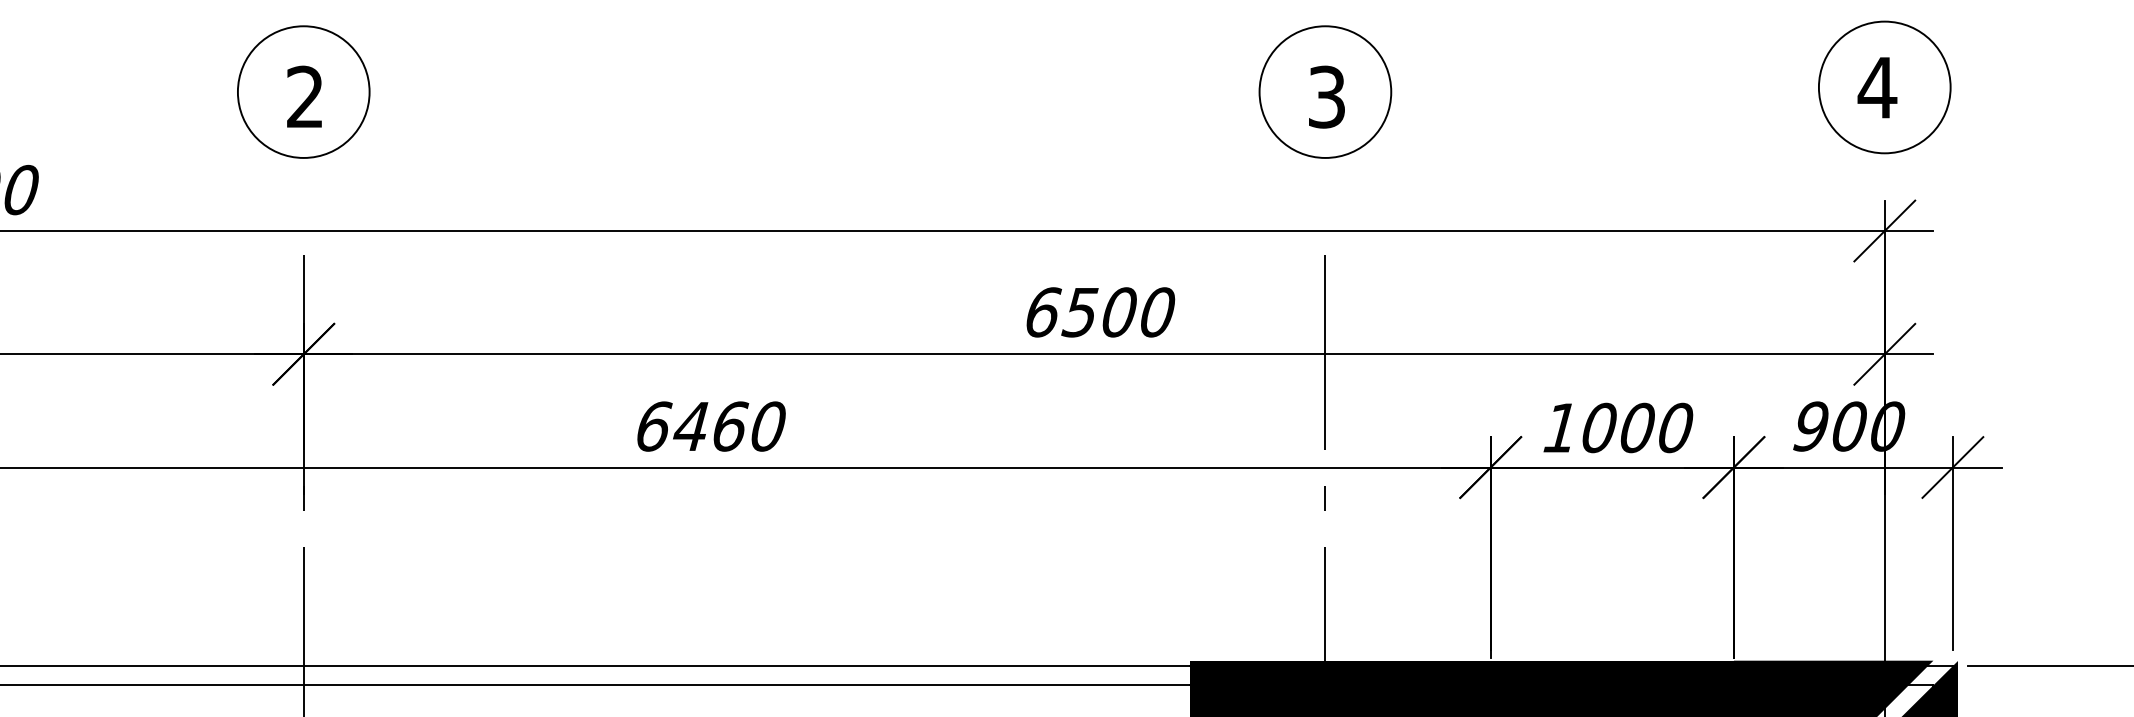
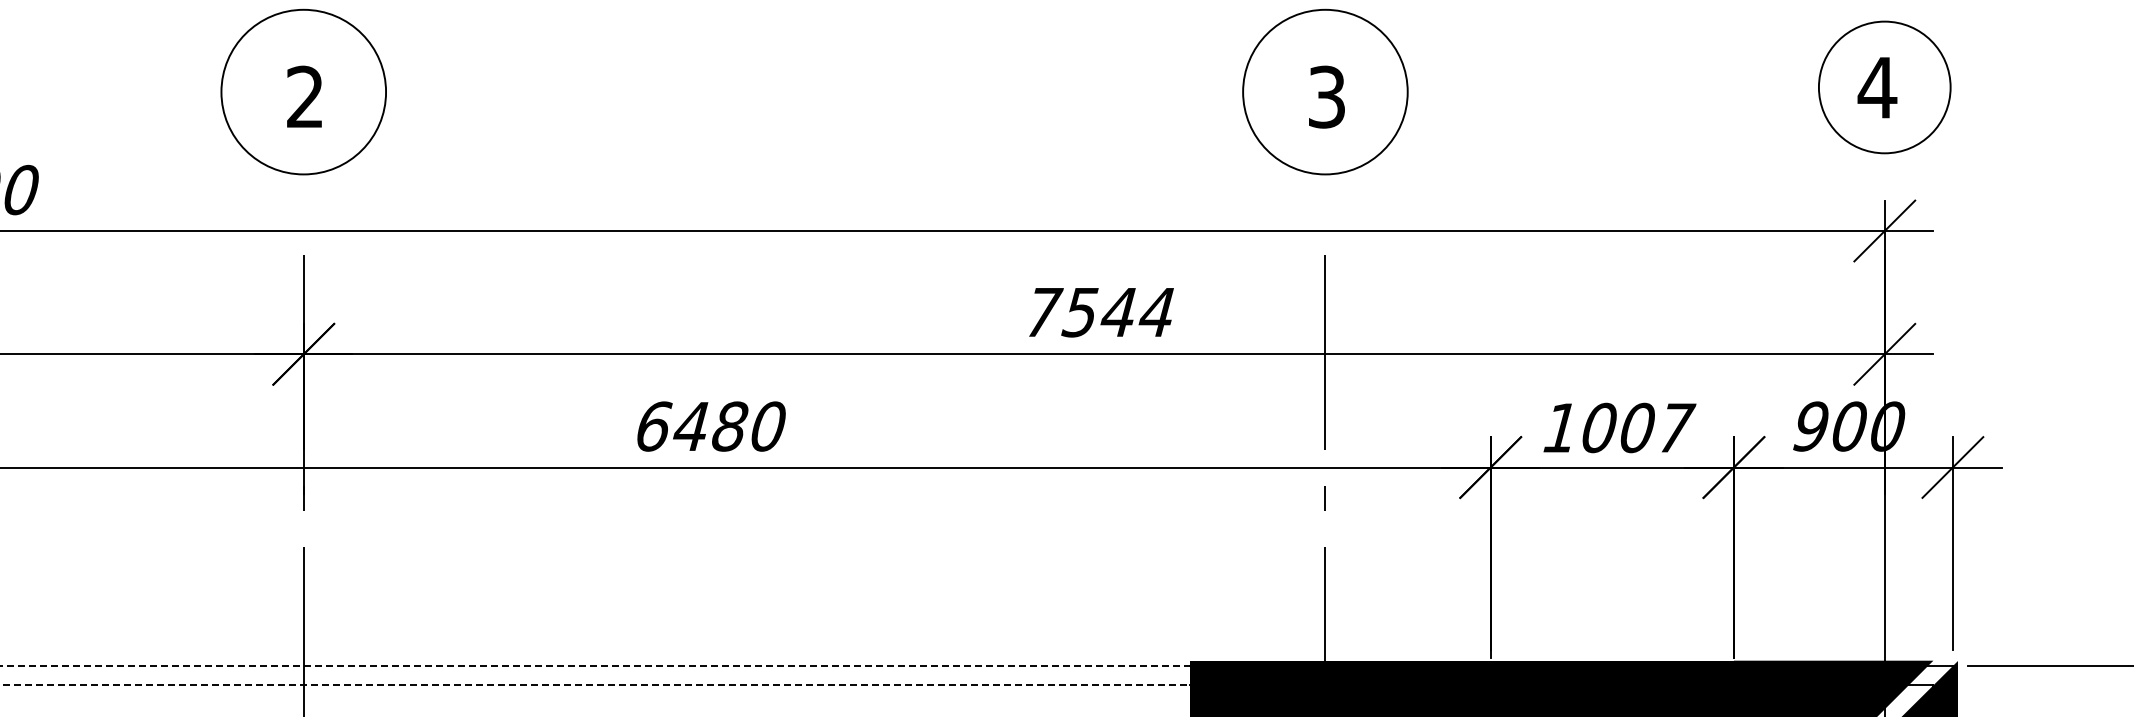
circle diameter: 132 px -> 165 px (303, 91)
circle diameter: 132 px -> 165 px (1325, 91)
text: 6500 -> 7544 (1100, 312)
text: 6460 -> 6480 (730, 426)
text: 1000 -> 1007 (1677, 427)
line: solid -> dashed (595, 665)
line: solid -> dashed (595, 685)
